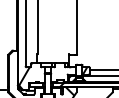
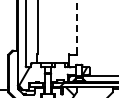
line: solid -> dashed (77, 27)
line: present -> none (102, 70)
